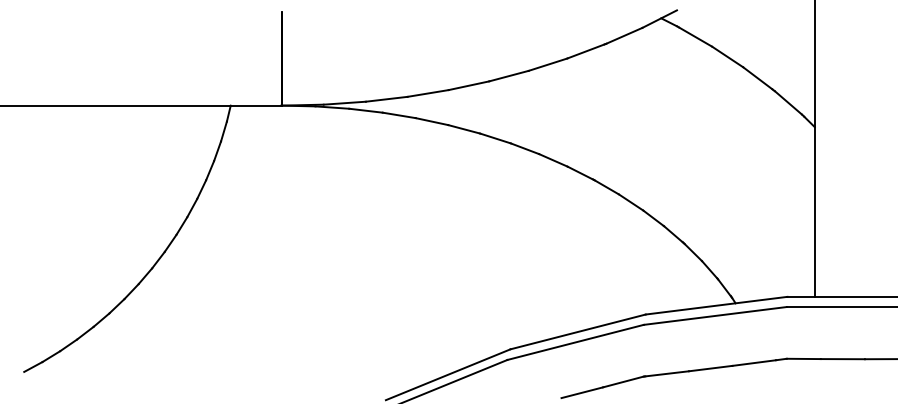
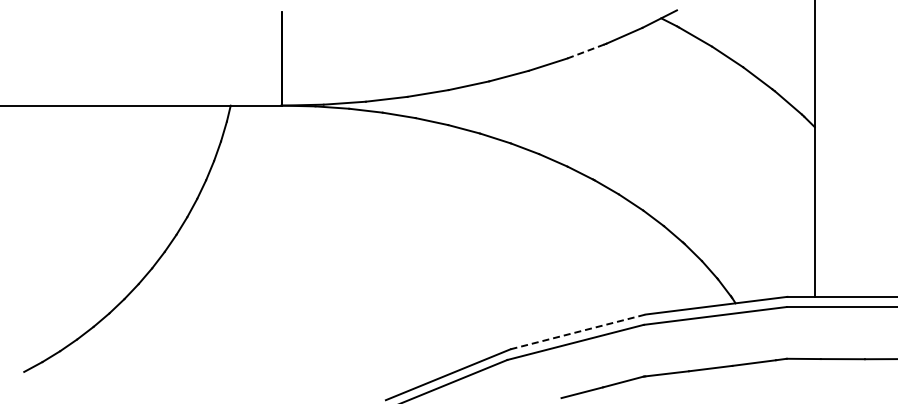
line: solid -> dashed (585, 51)
line: solid -> dashed (578, 331)
